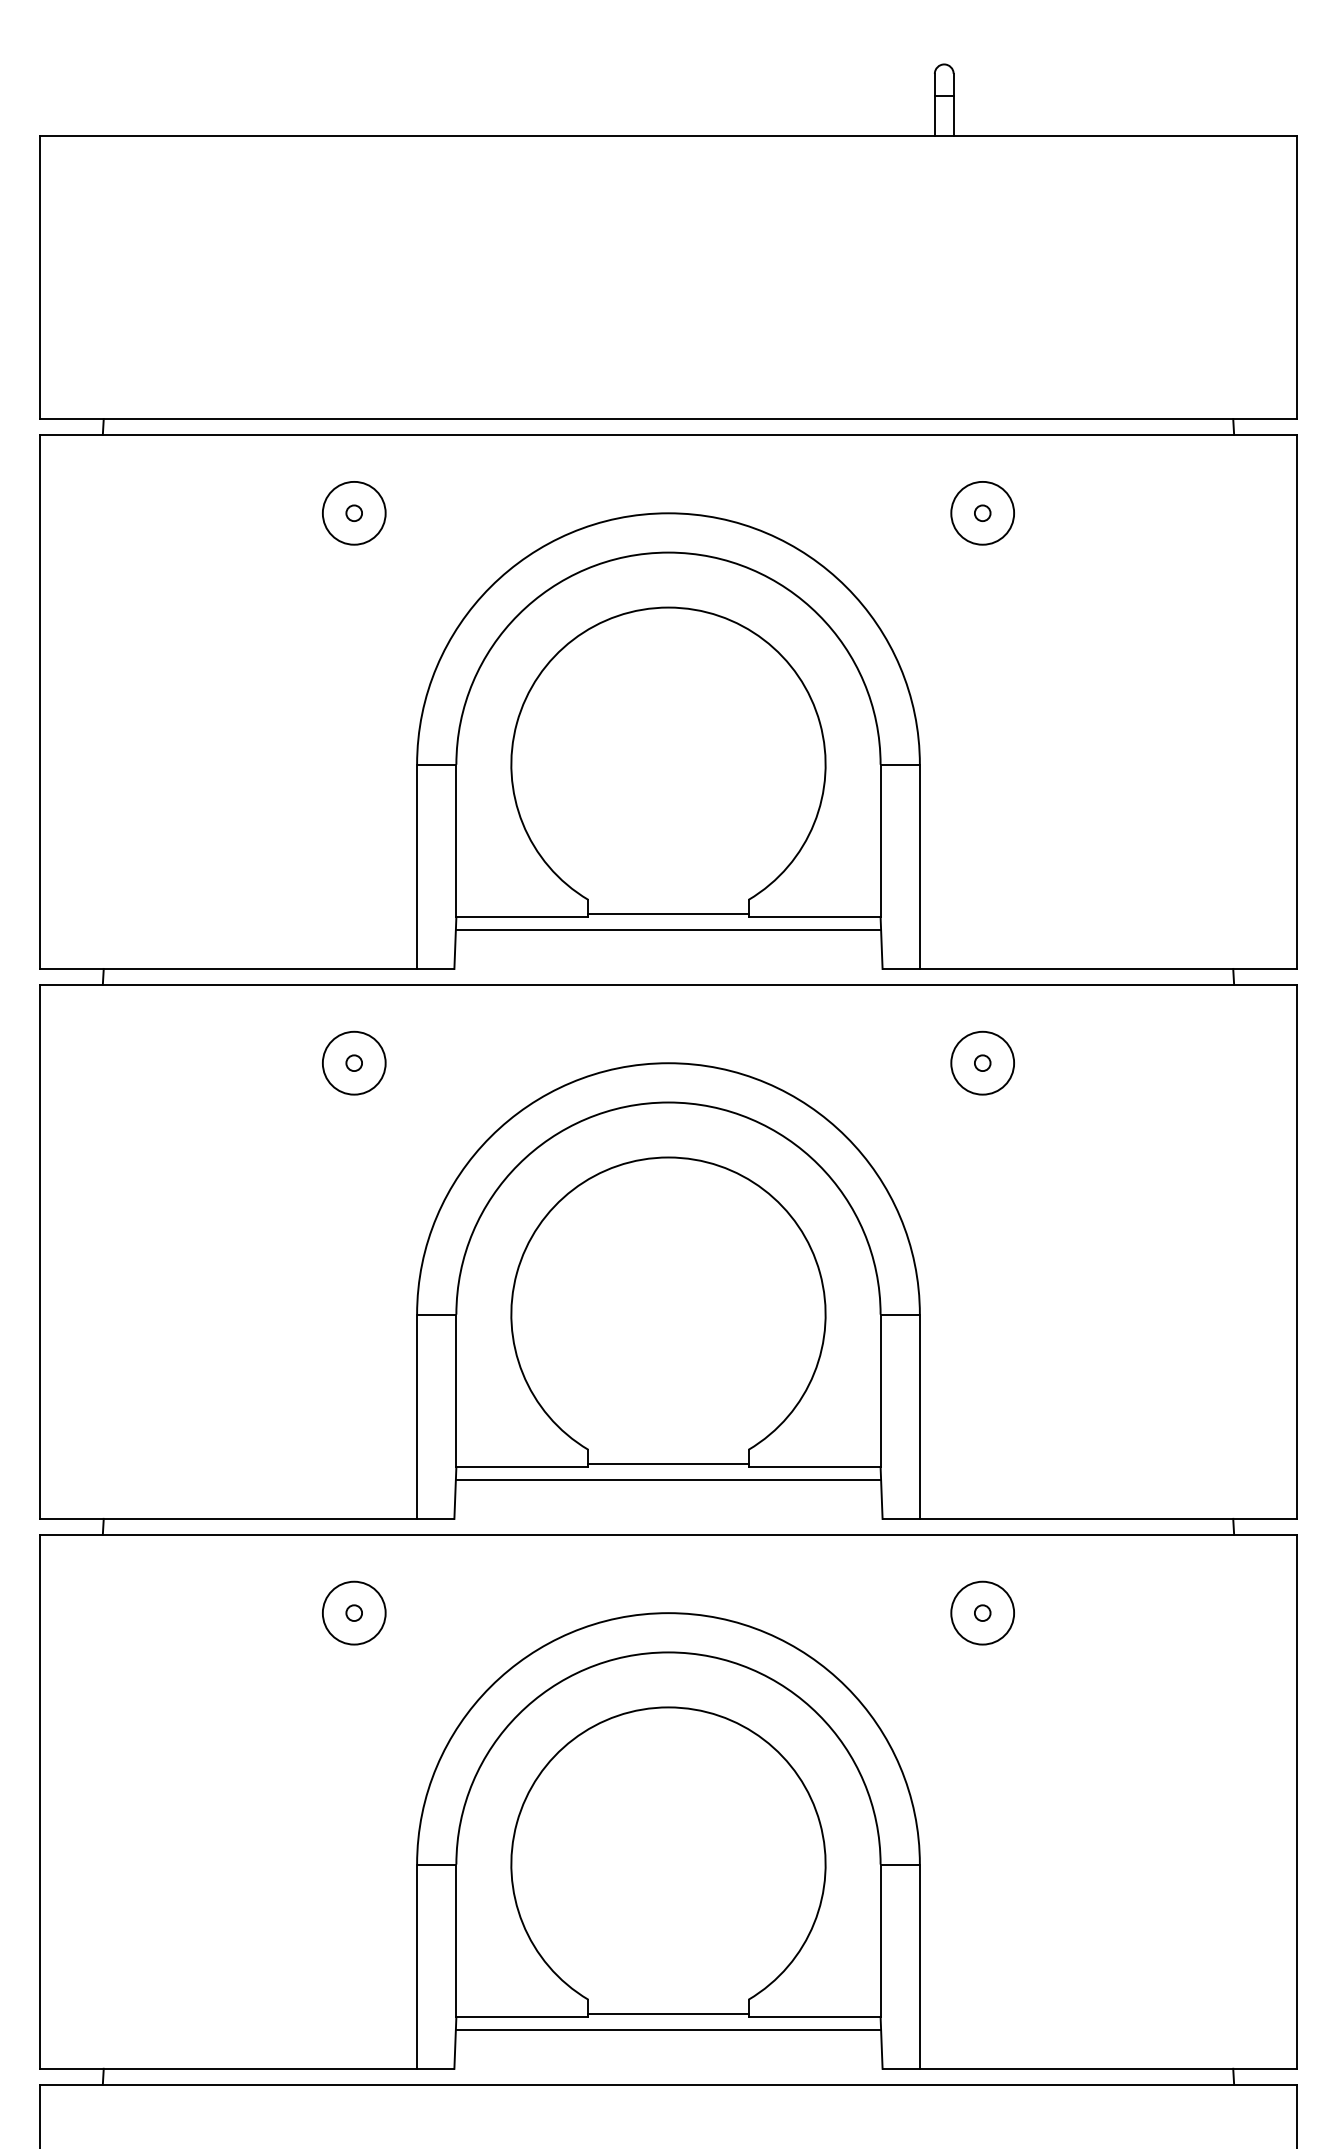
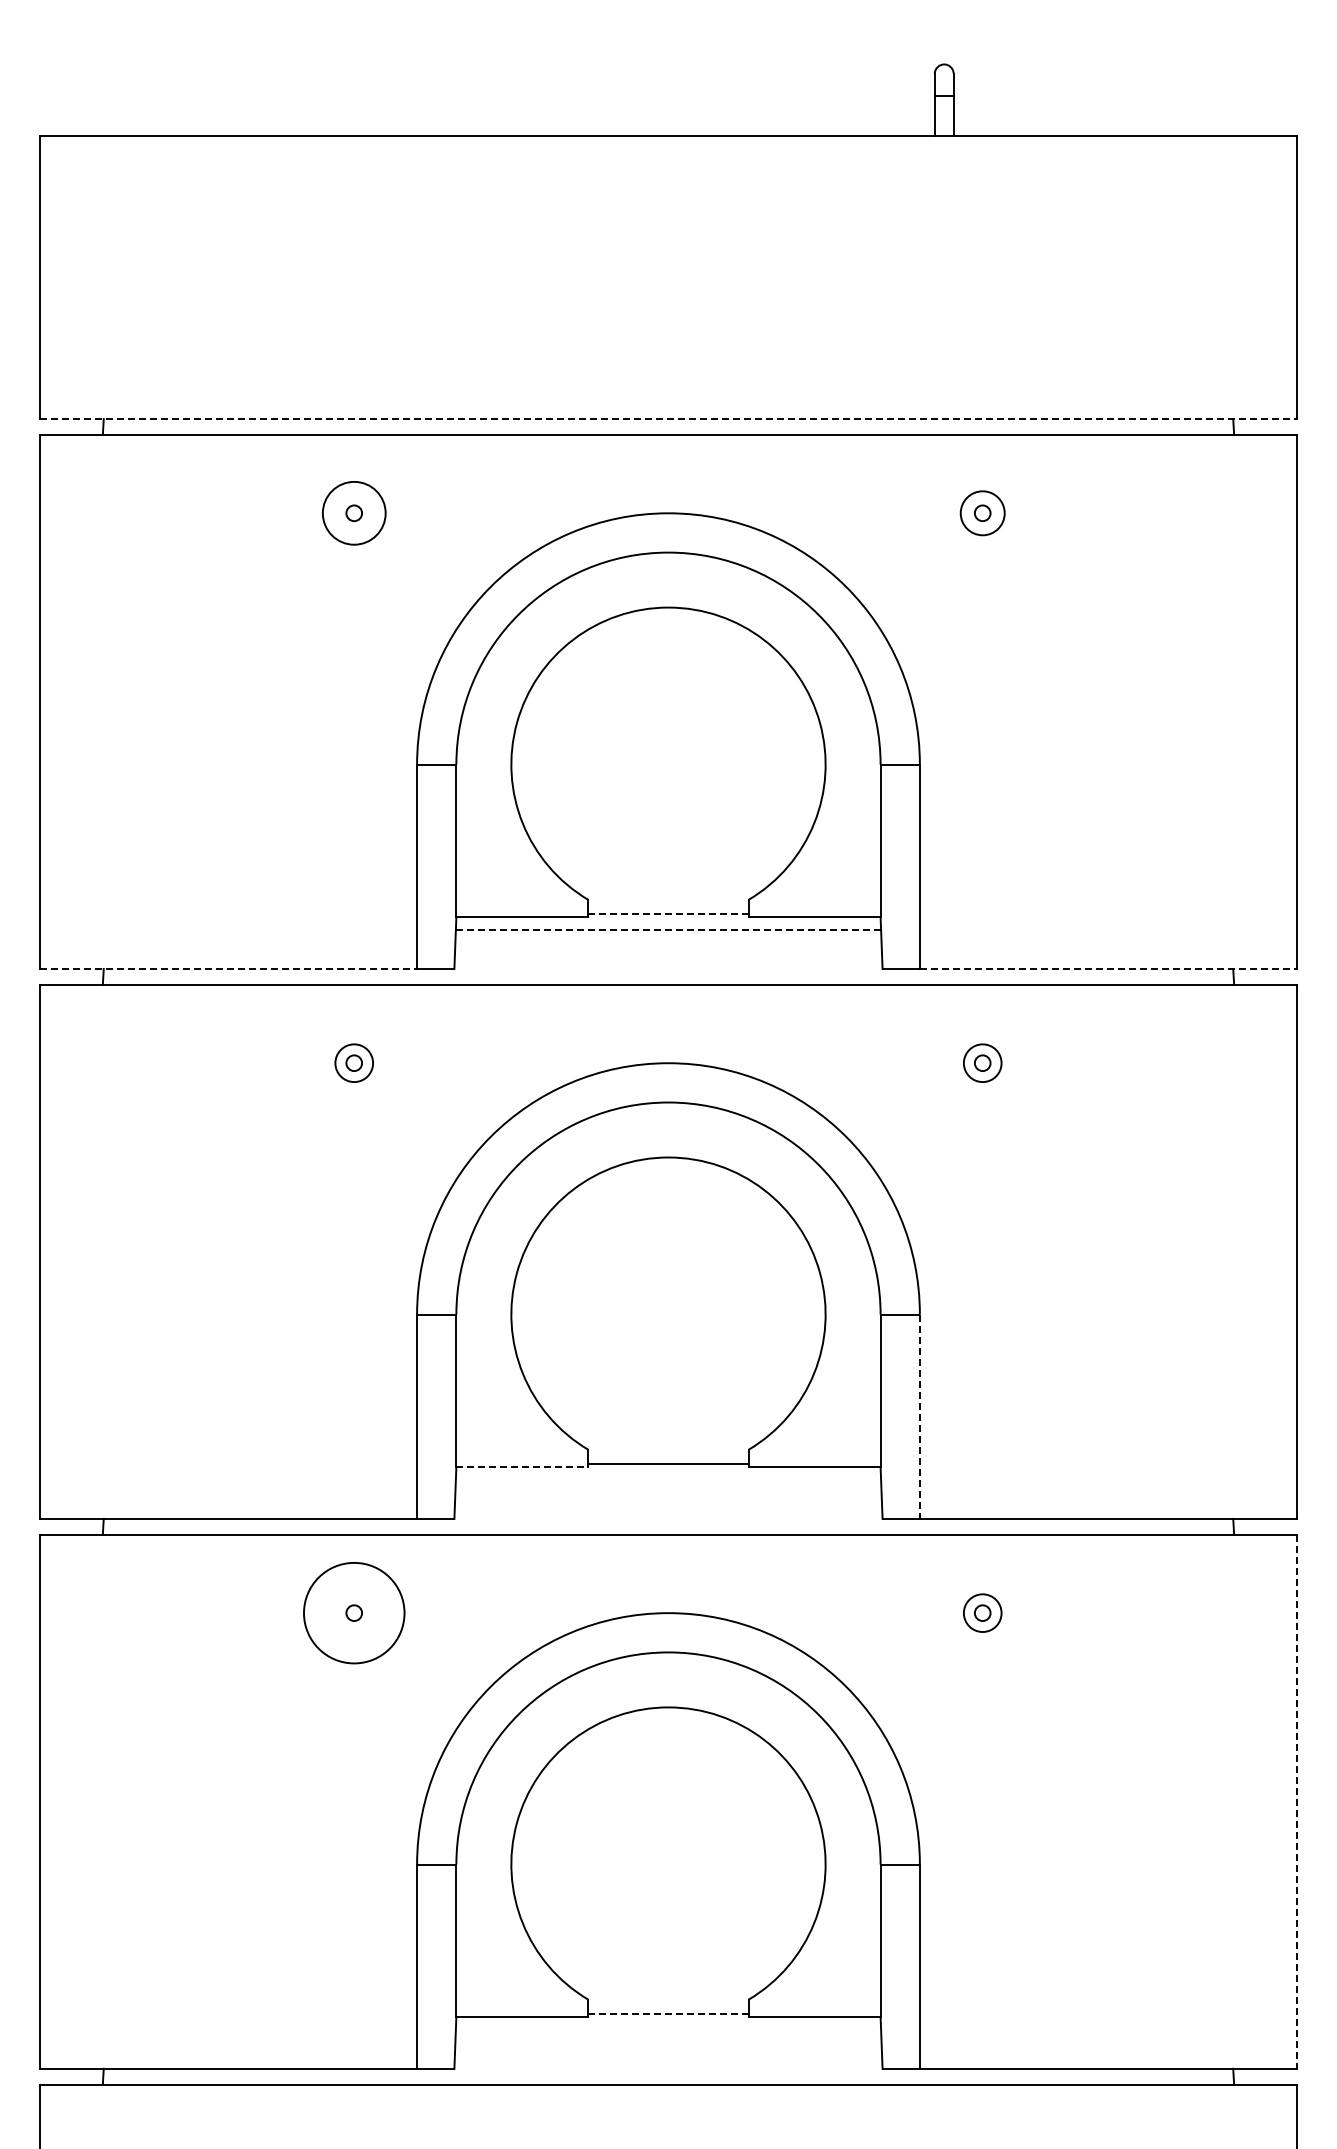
line: solid -> dashed (668, 419)
circle diameter: 63 px -> 44 px (982, 513)
line: solid -> dashed (668, 913)
line: solid -> dashed (668, 929)
line: solid -> dashed (228, 968)
line: solid -> dashed (1108, 968)
circle diameter: 63 px -> 38 px (354, 1063)
circle diameter: 63 px -> 38 px (982, 1063)
line: solid -> dashed (919, 1417)
line: solid -> dashed (522, 1467)
line: present -> none (668, 1479)
circle diameter: 63 px -> 101 px (354, 1612)
circle diameter: 63 px -> 38 px (982, 1613)
line: solid -> dashed (1296, 1802)
line: solid -> dashed (668, 2013)
line: present -> none (668, 2029)
